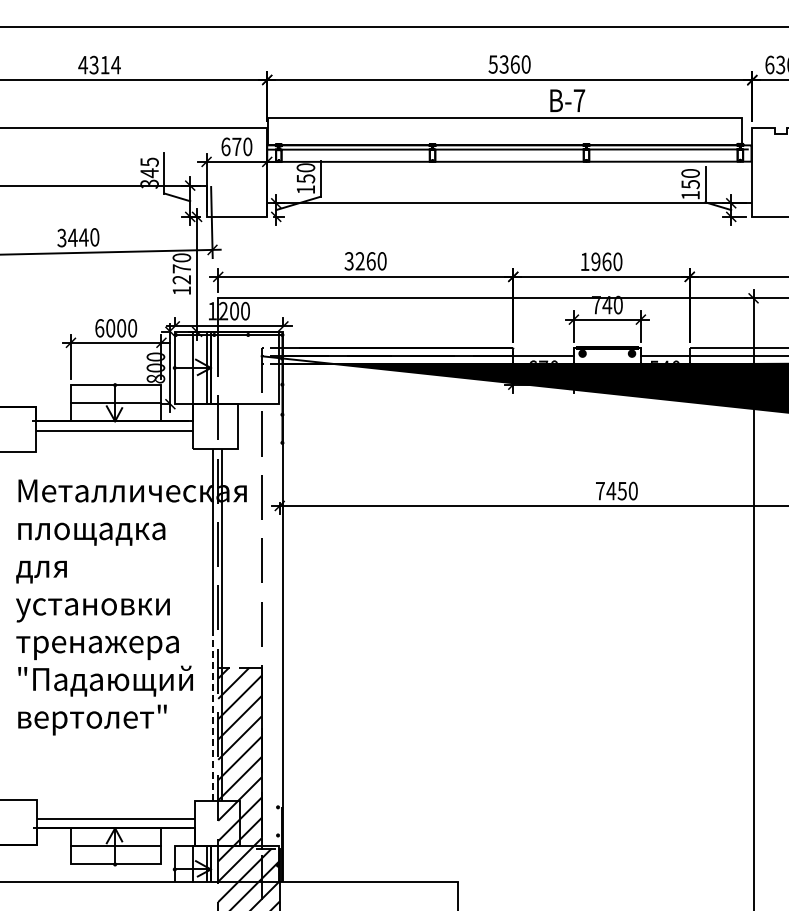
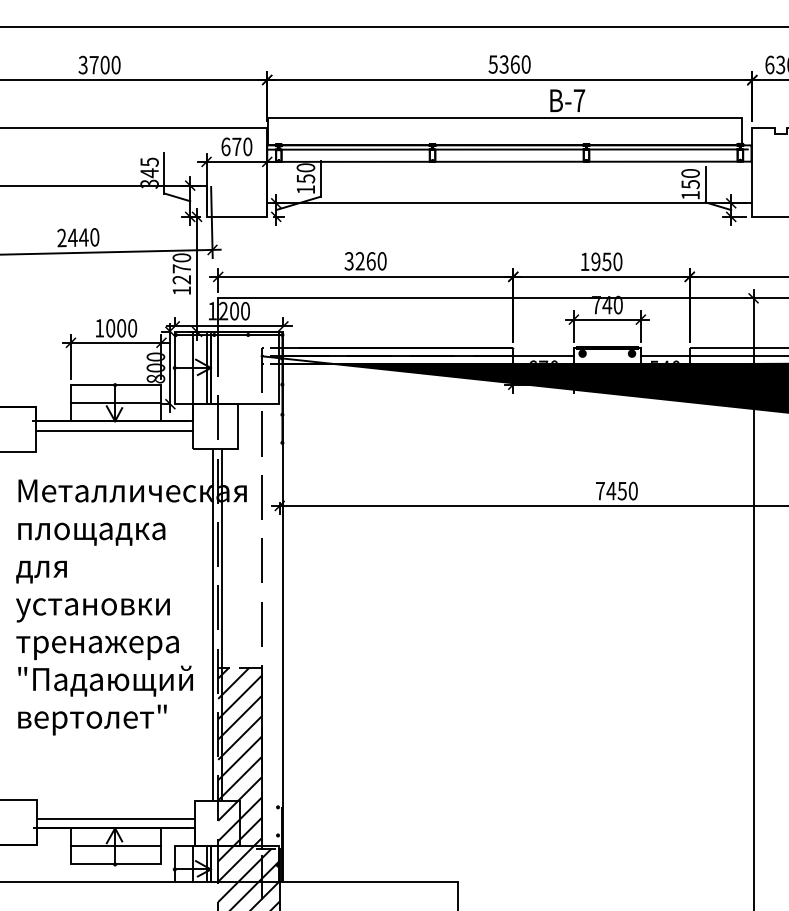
text: 4314 -> 3700 (99, 64)
text: 3440 -> 2440 (61, 238)
text: 1960 -> 1950 (606, 261)
text: 6000 -> 1000 (99, 328)
line: dashed -> solid (213, 717)
